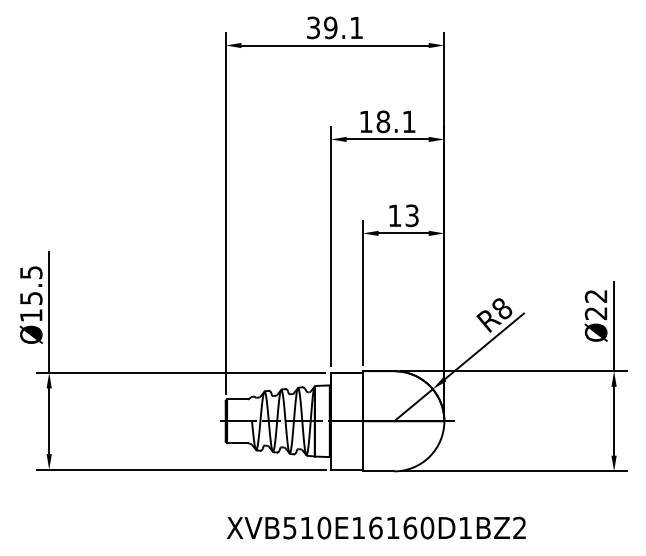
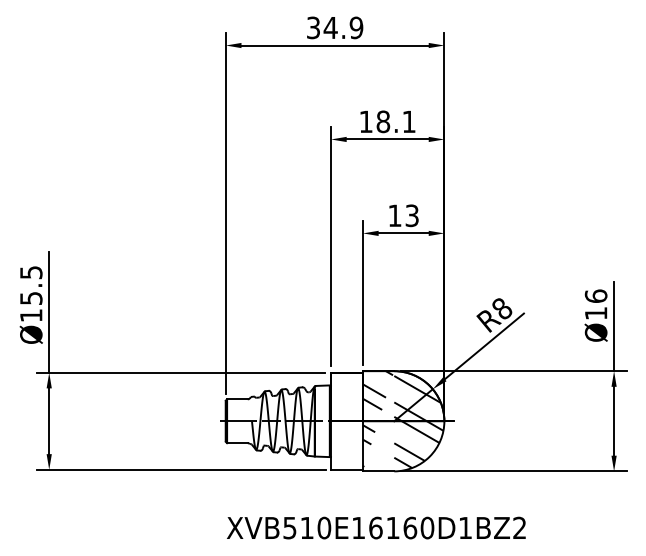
text: 39.1 -> 34.9 (343, 27)
text: Ø22 -> Ø16 (595, 304)
hatch: none -> present (402, 419)
